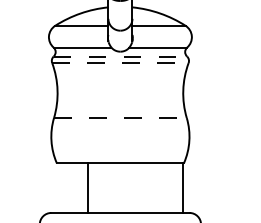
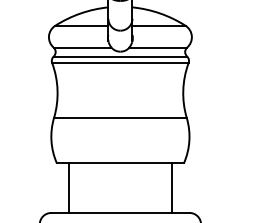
line: dashed -> solid (120, 56)
line: dashed -> solid (120, 63)
line: dashed -> solid (120, 118)
line position: (87, 187) -> (68, 187) (68, 187)
line position: (182, 187) -> (171, 187) (171, 187)
